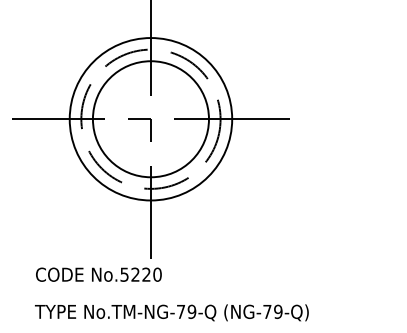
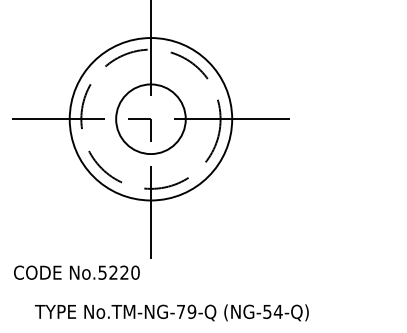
circle diameter: 116 px -> 70 px (150, 119)
text position: (98, 274) -> (76, 272) (76, 272)
text: (NG-79-Q) -> (NG-54-Q) (272, 311)
